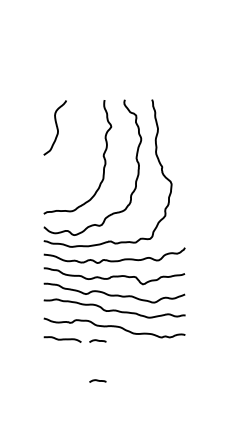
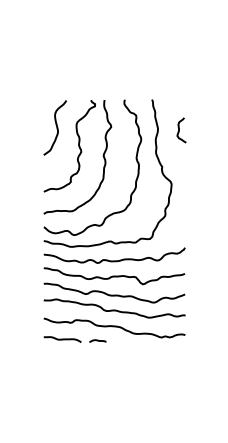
curve: none -> present (179, 130)
curve: none -> present (78, 146)
line: present -> none (97, 380)
